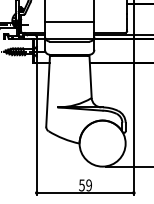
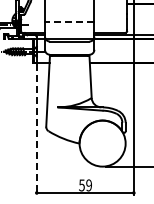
line: solid -> dashed (69, 21)
line: solid -> dashed (36, 130)
